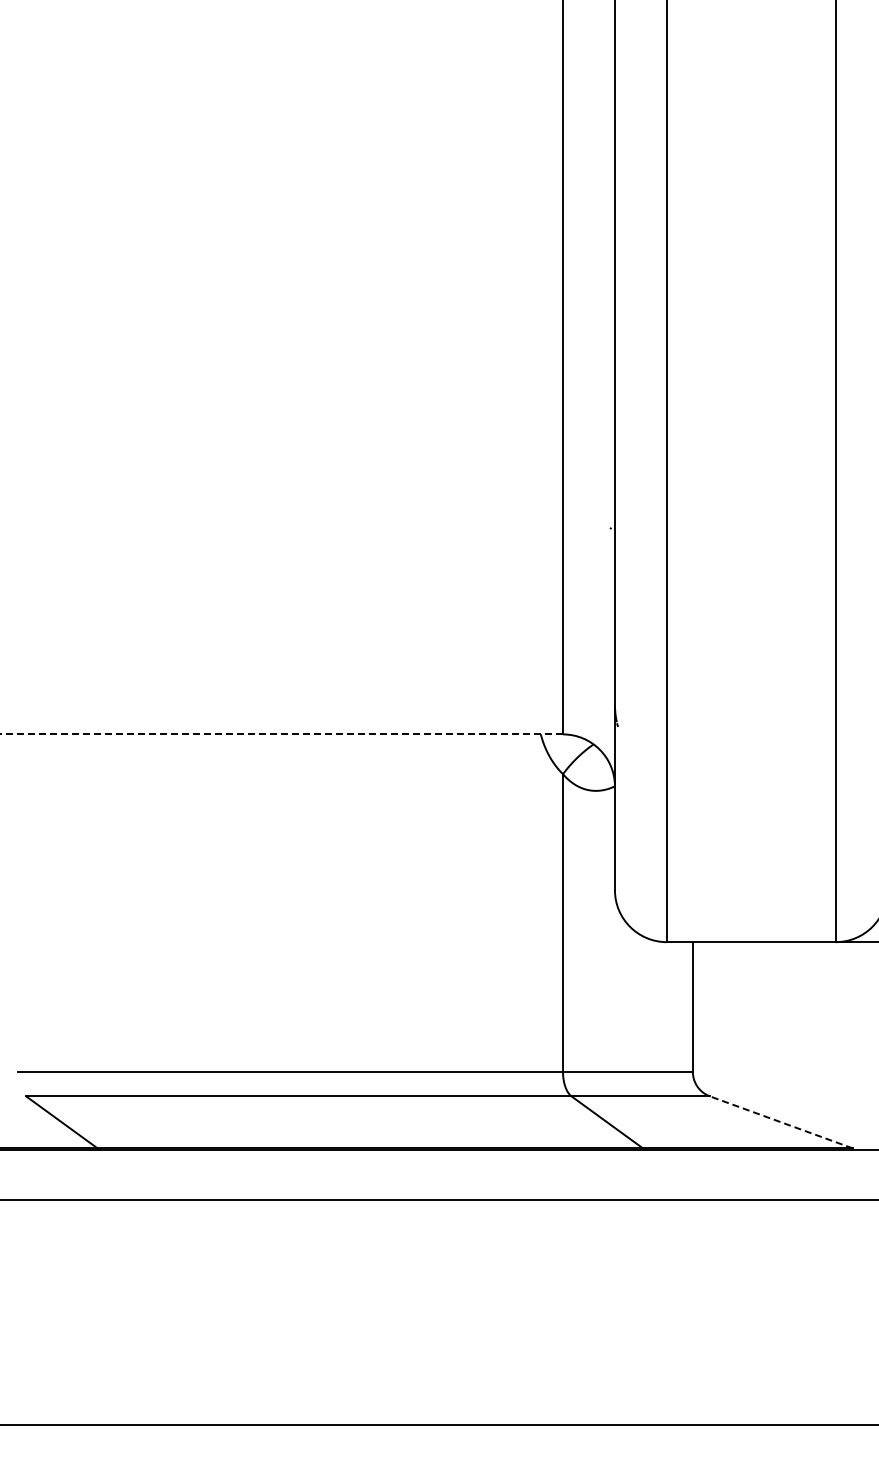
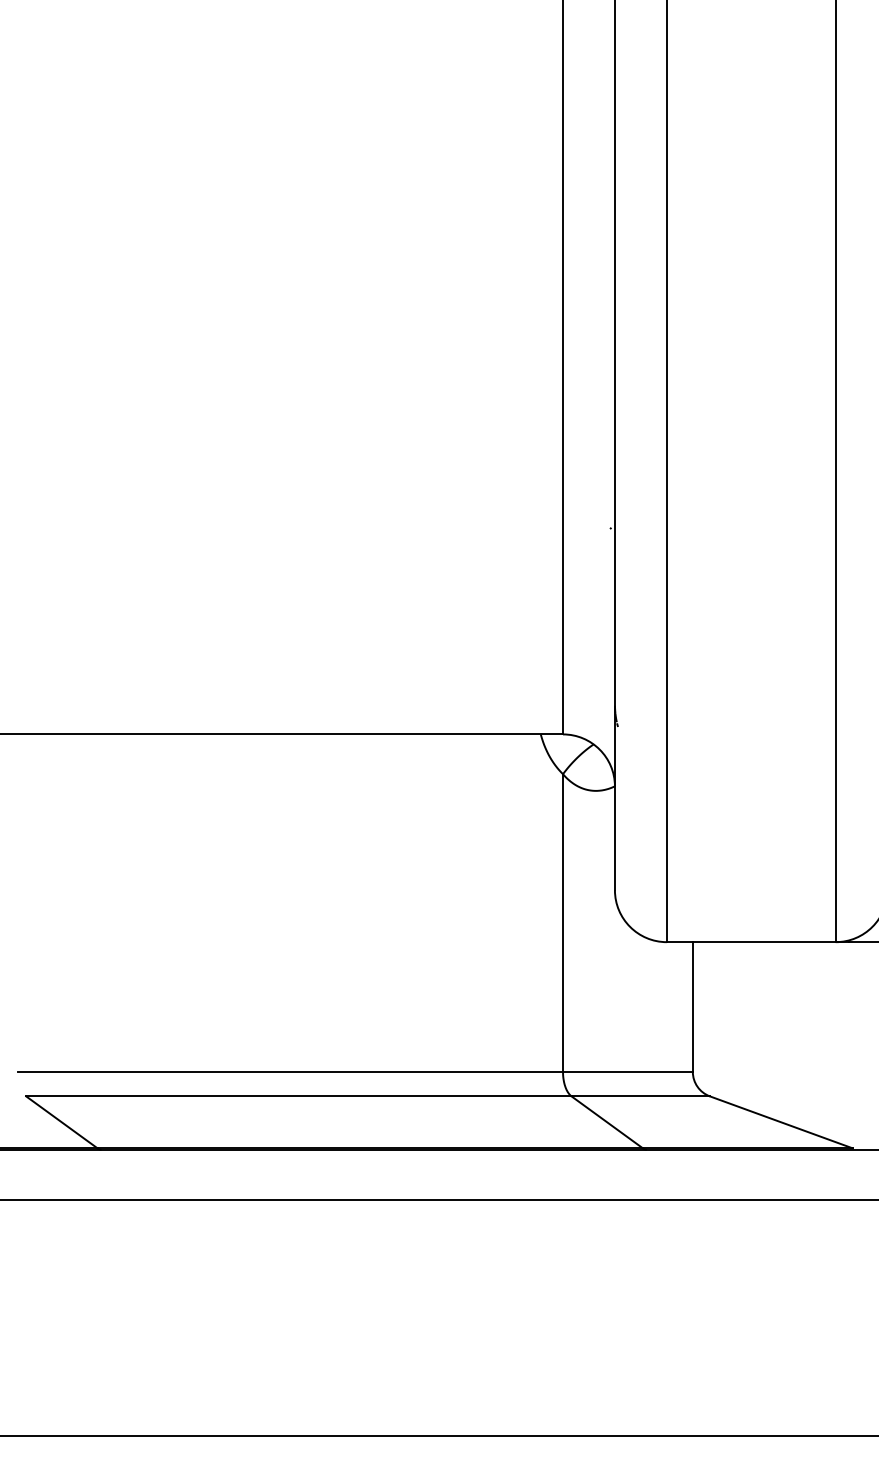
line: dashed -> solid (282, 734)
line: dashed -> solid (780, 1122)
line position: (438, 1424) -> (438, 1435) (438, 1435)
